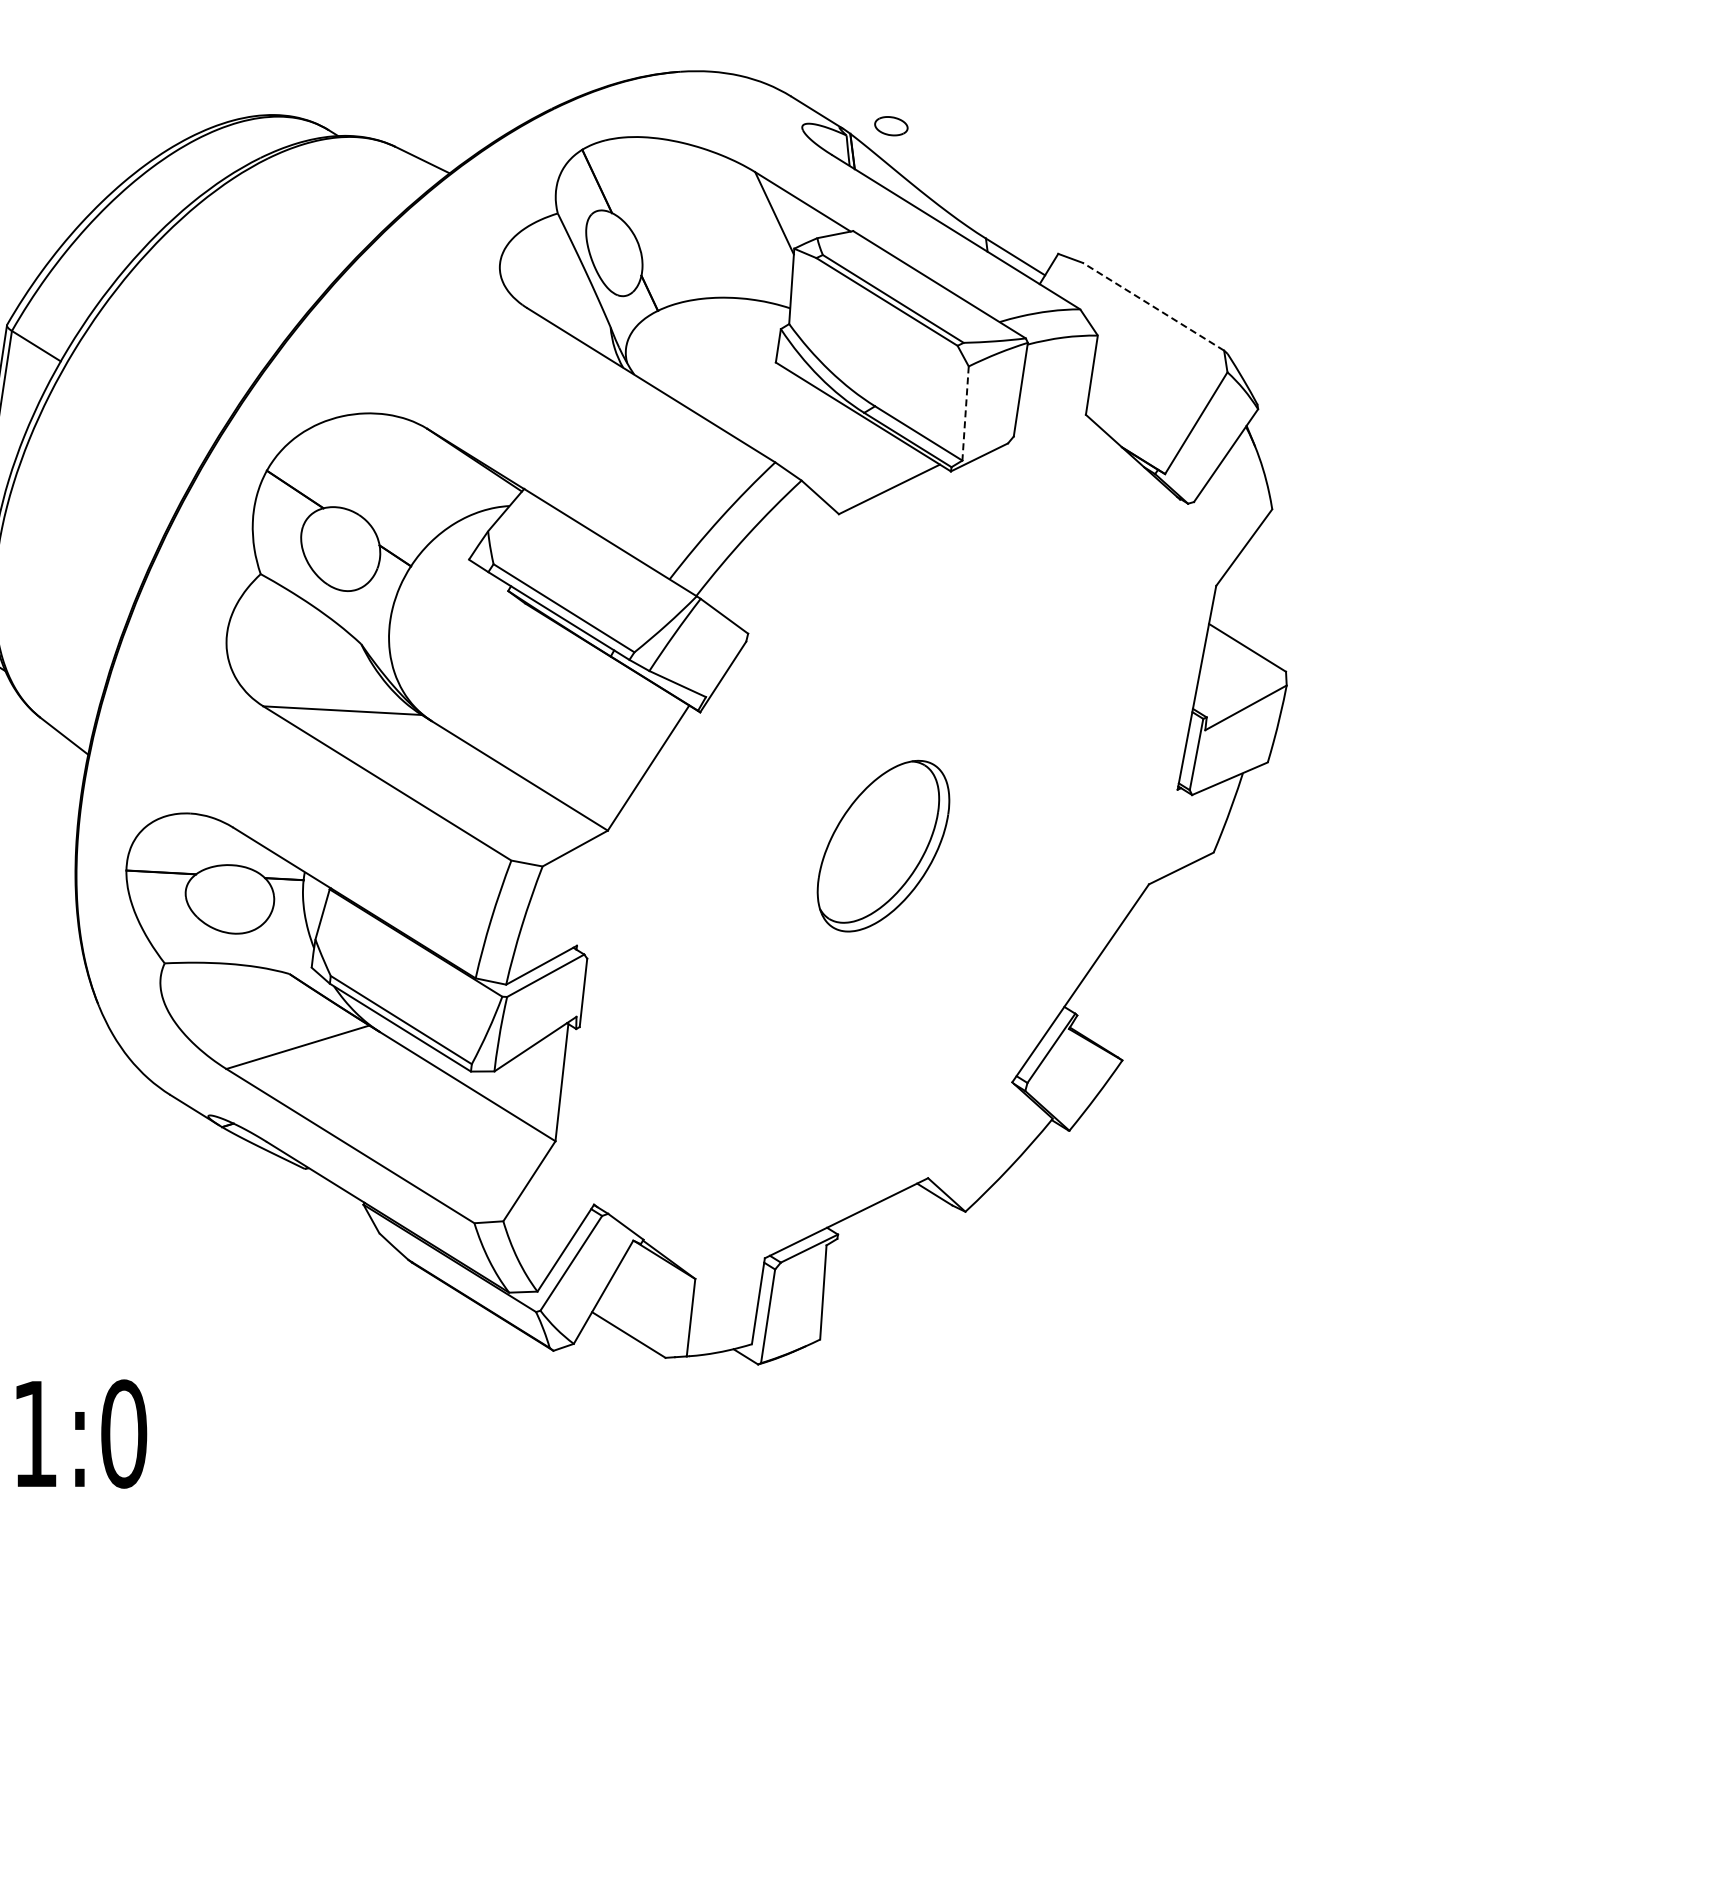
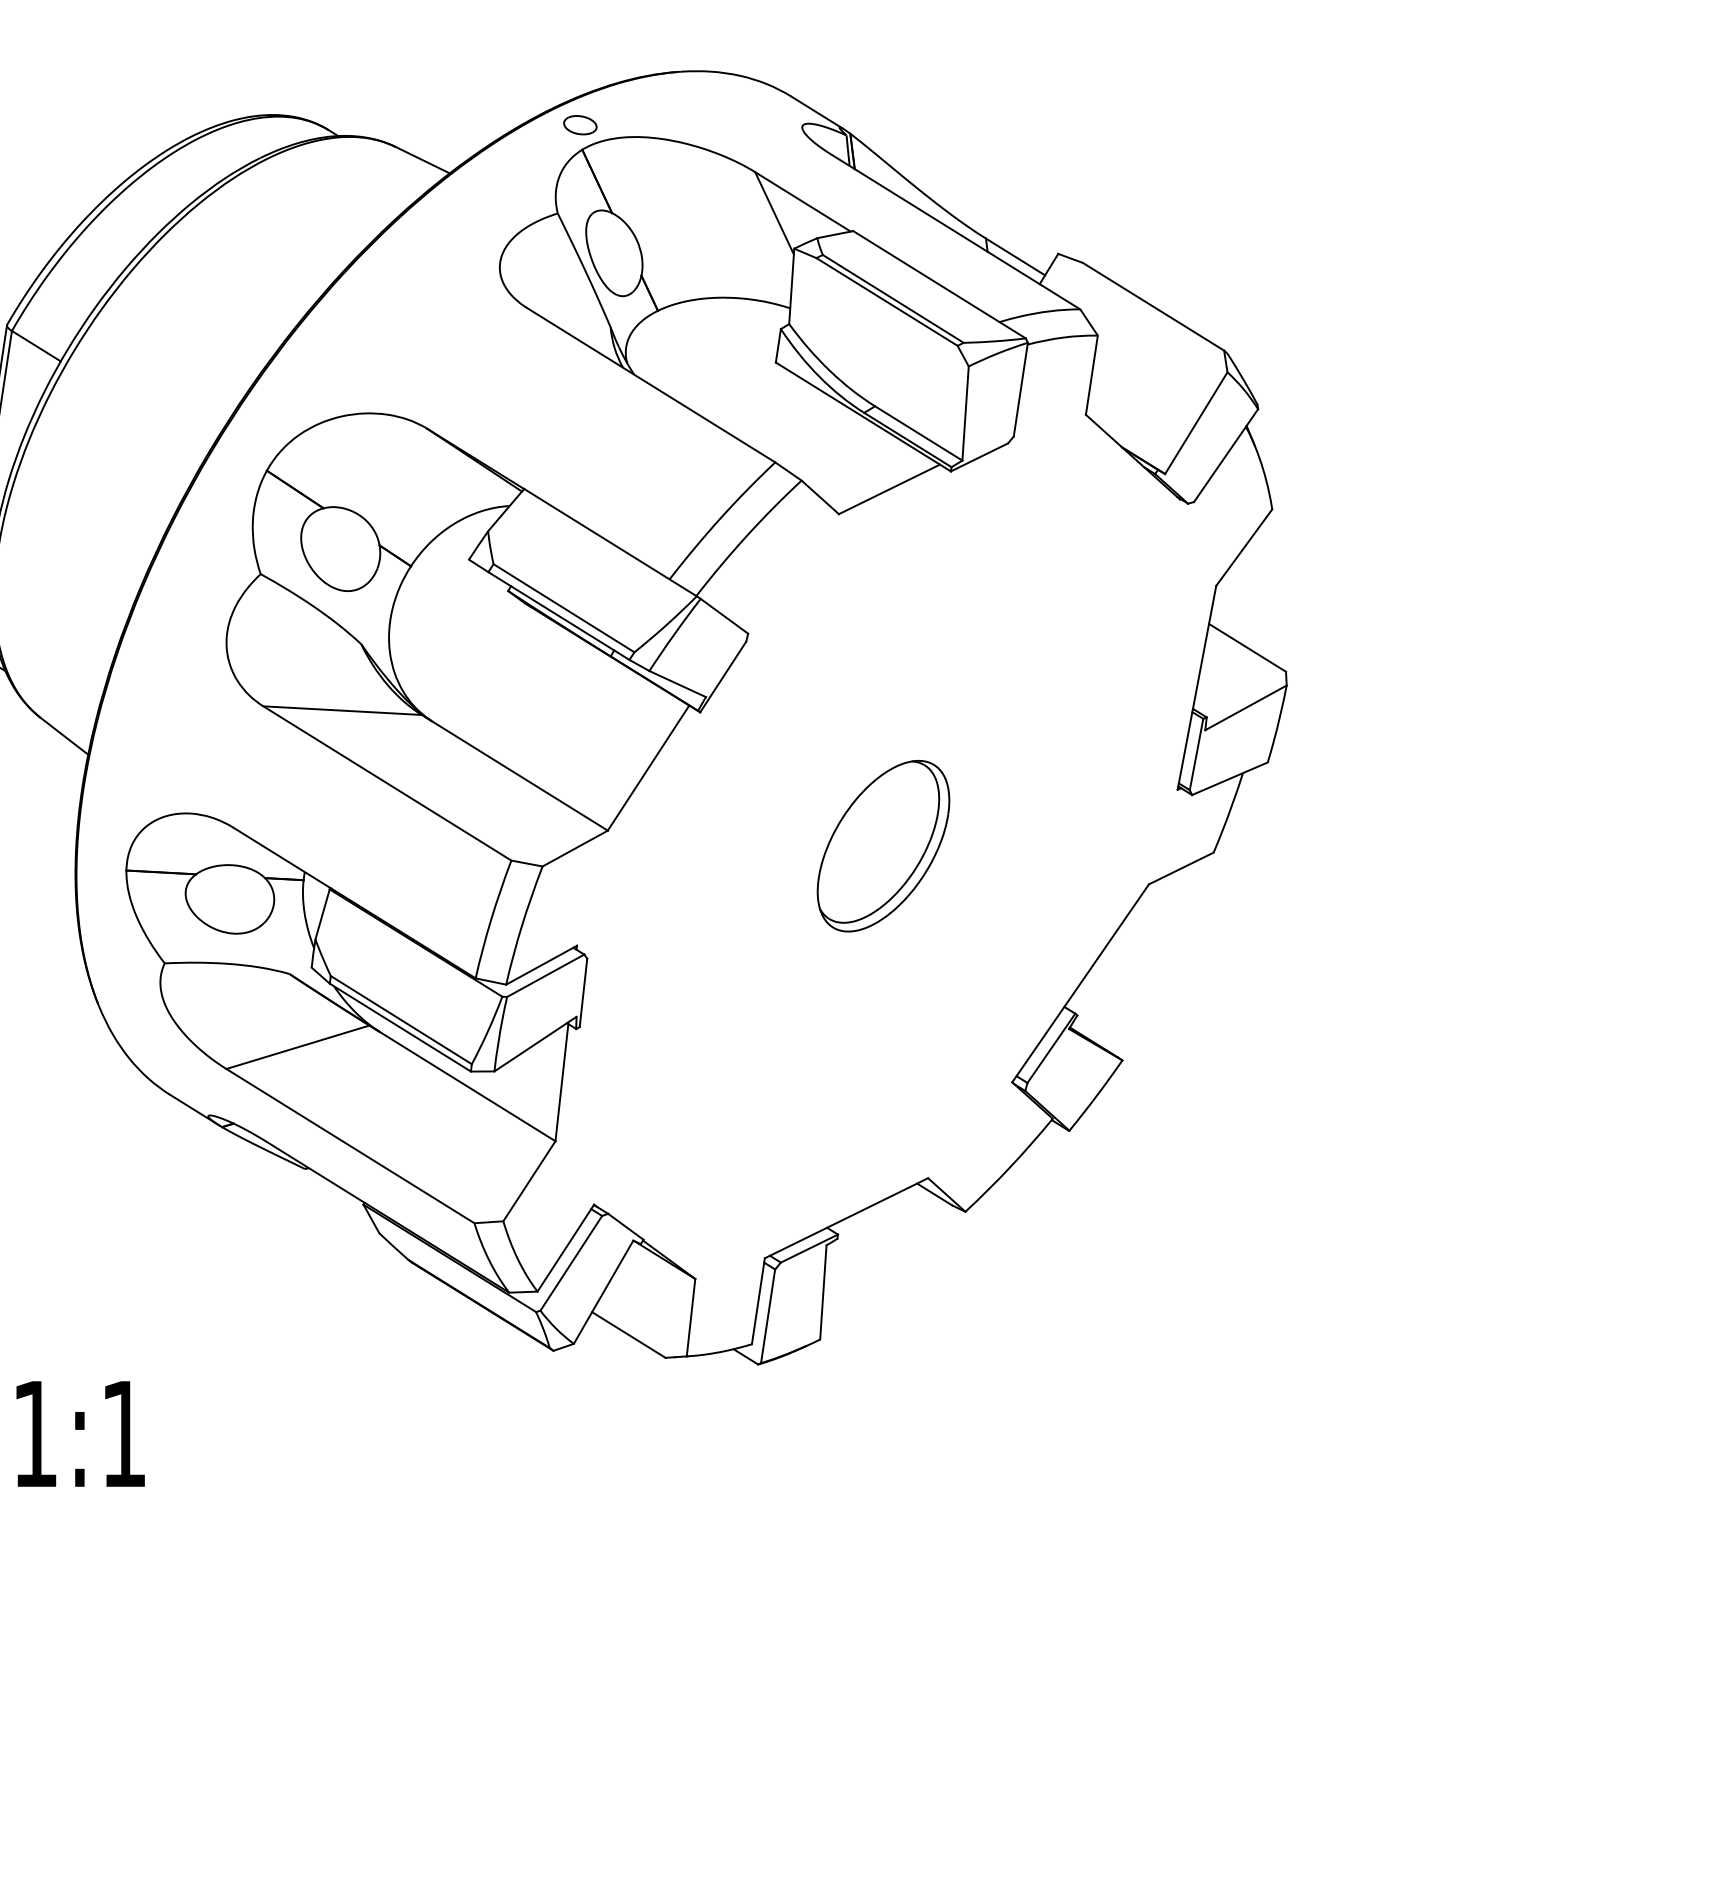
part position: (891, 126) -> (580, 125) (580, 125)
line: dashed -> solid (1153, 306)
line: dashed -> solid (965, 414)
text: 1:0 -> 1:1 (124, 1433)
